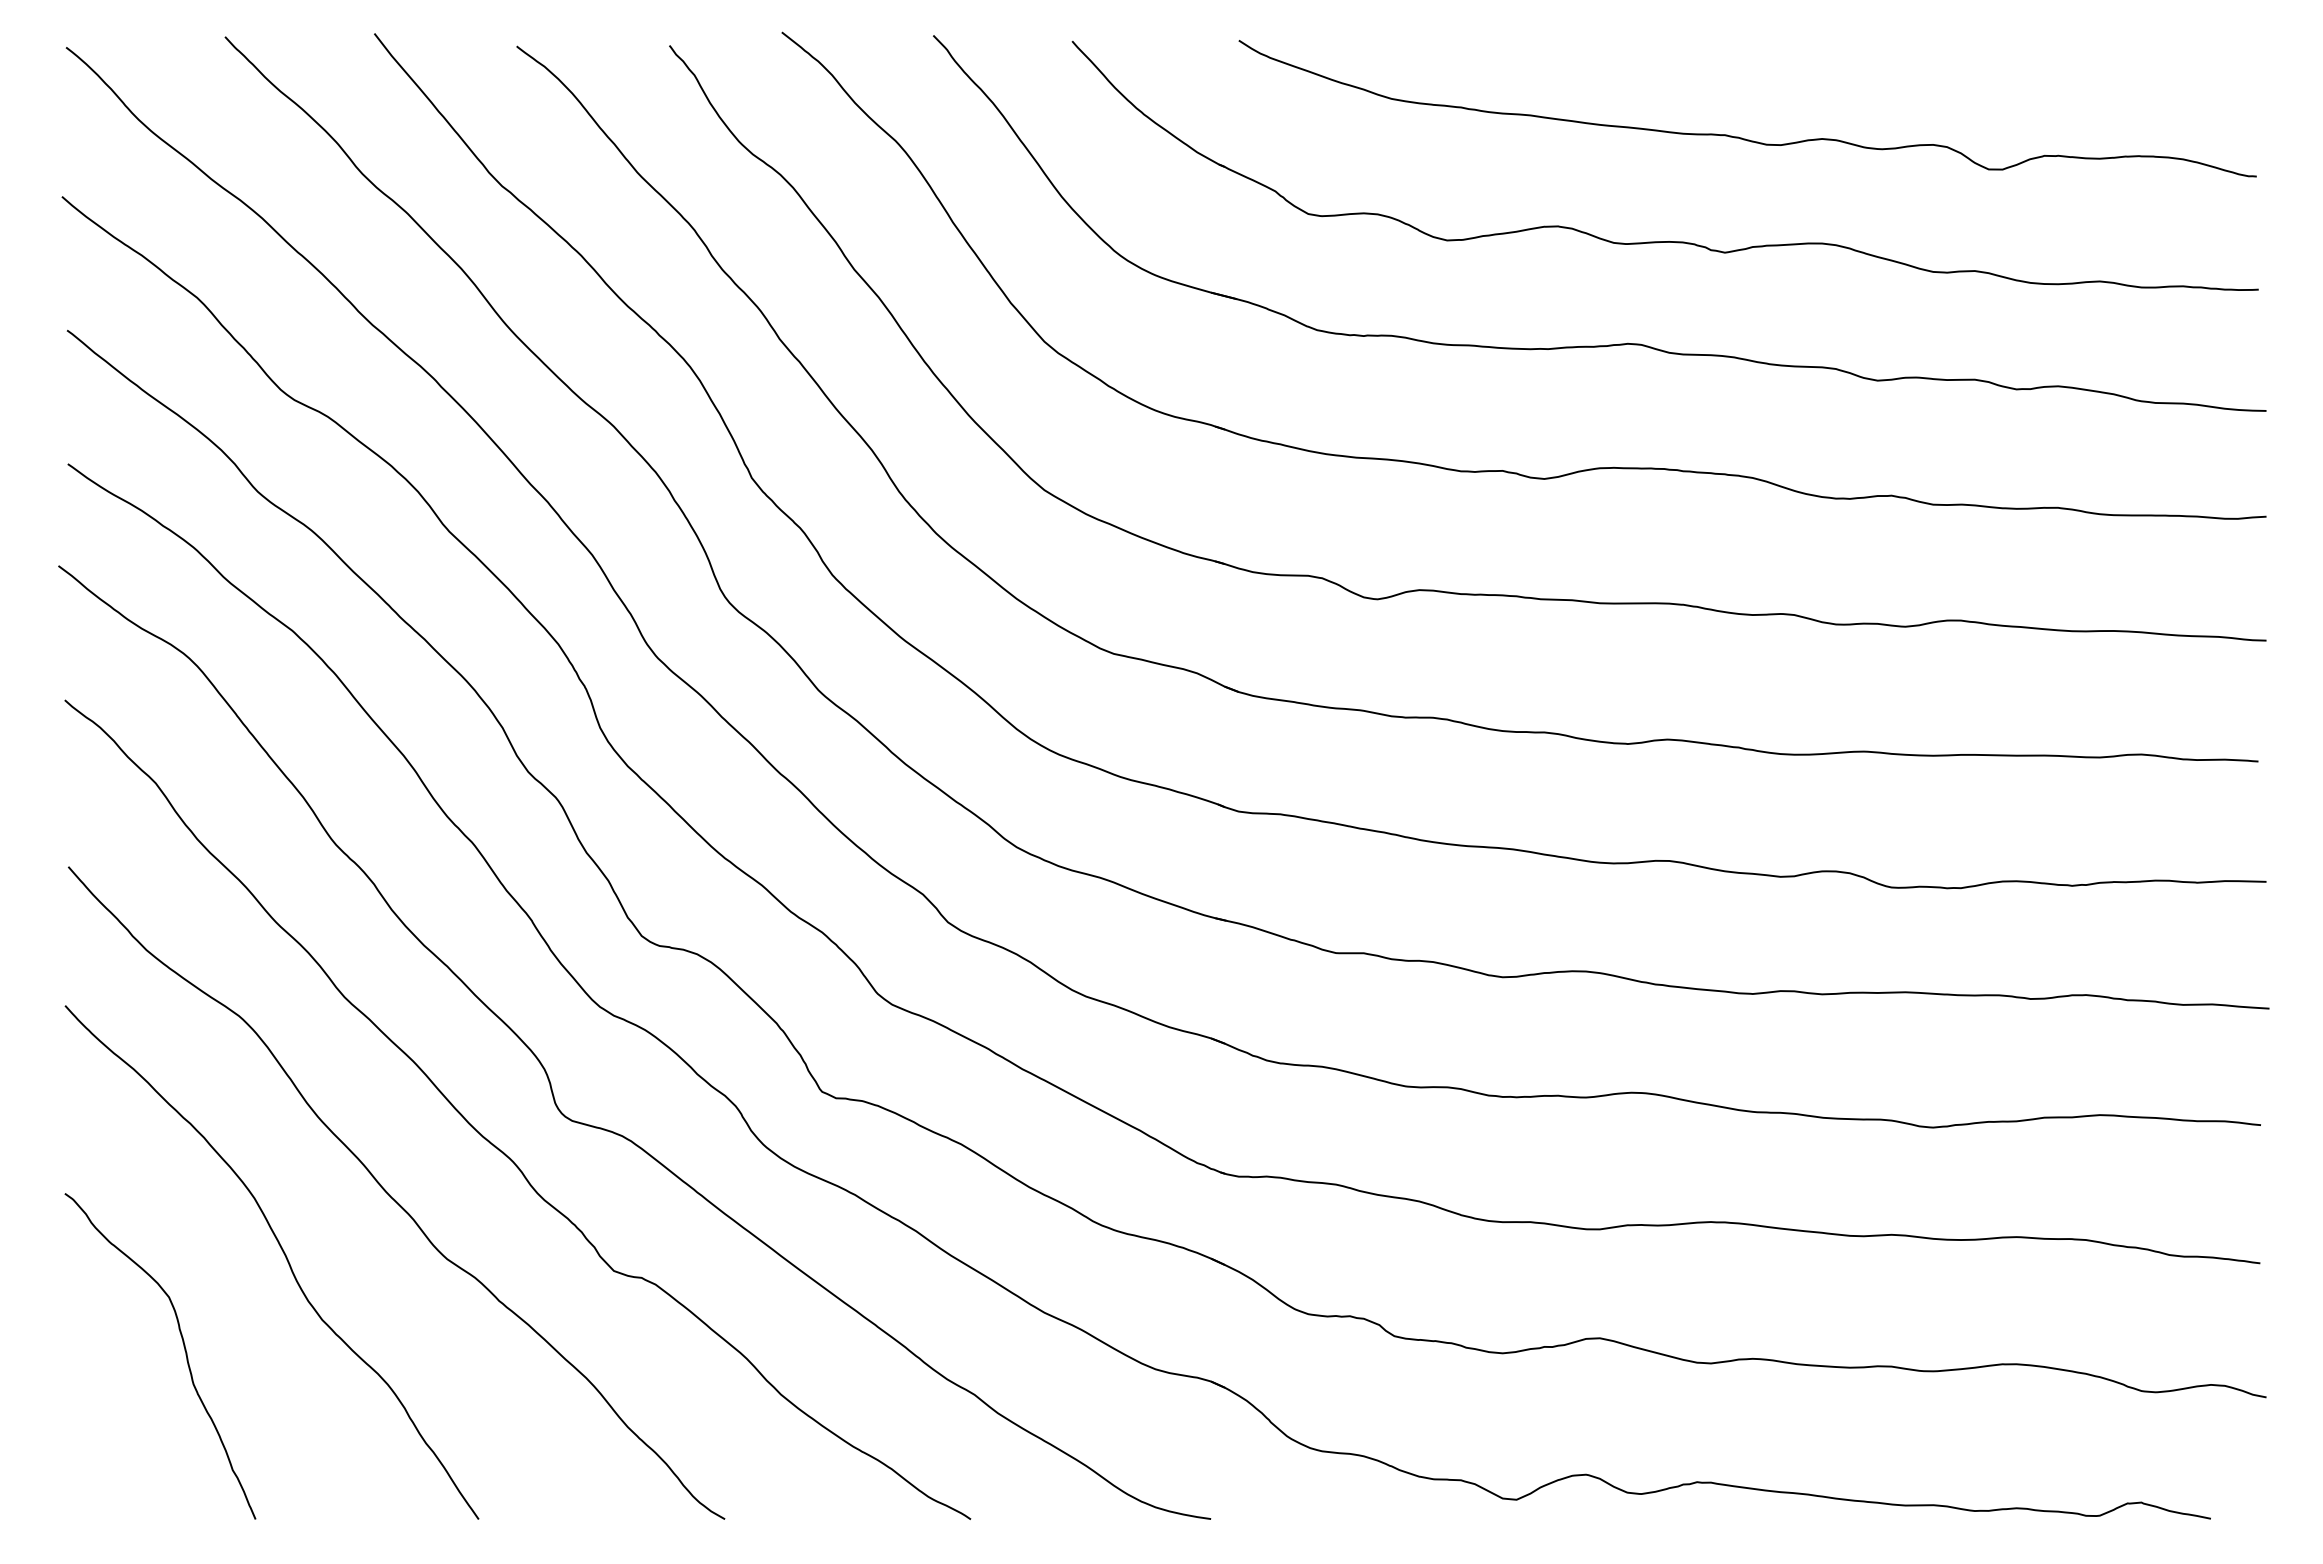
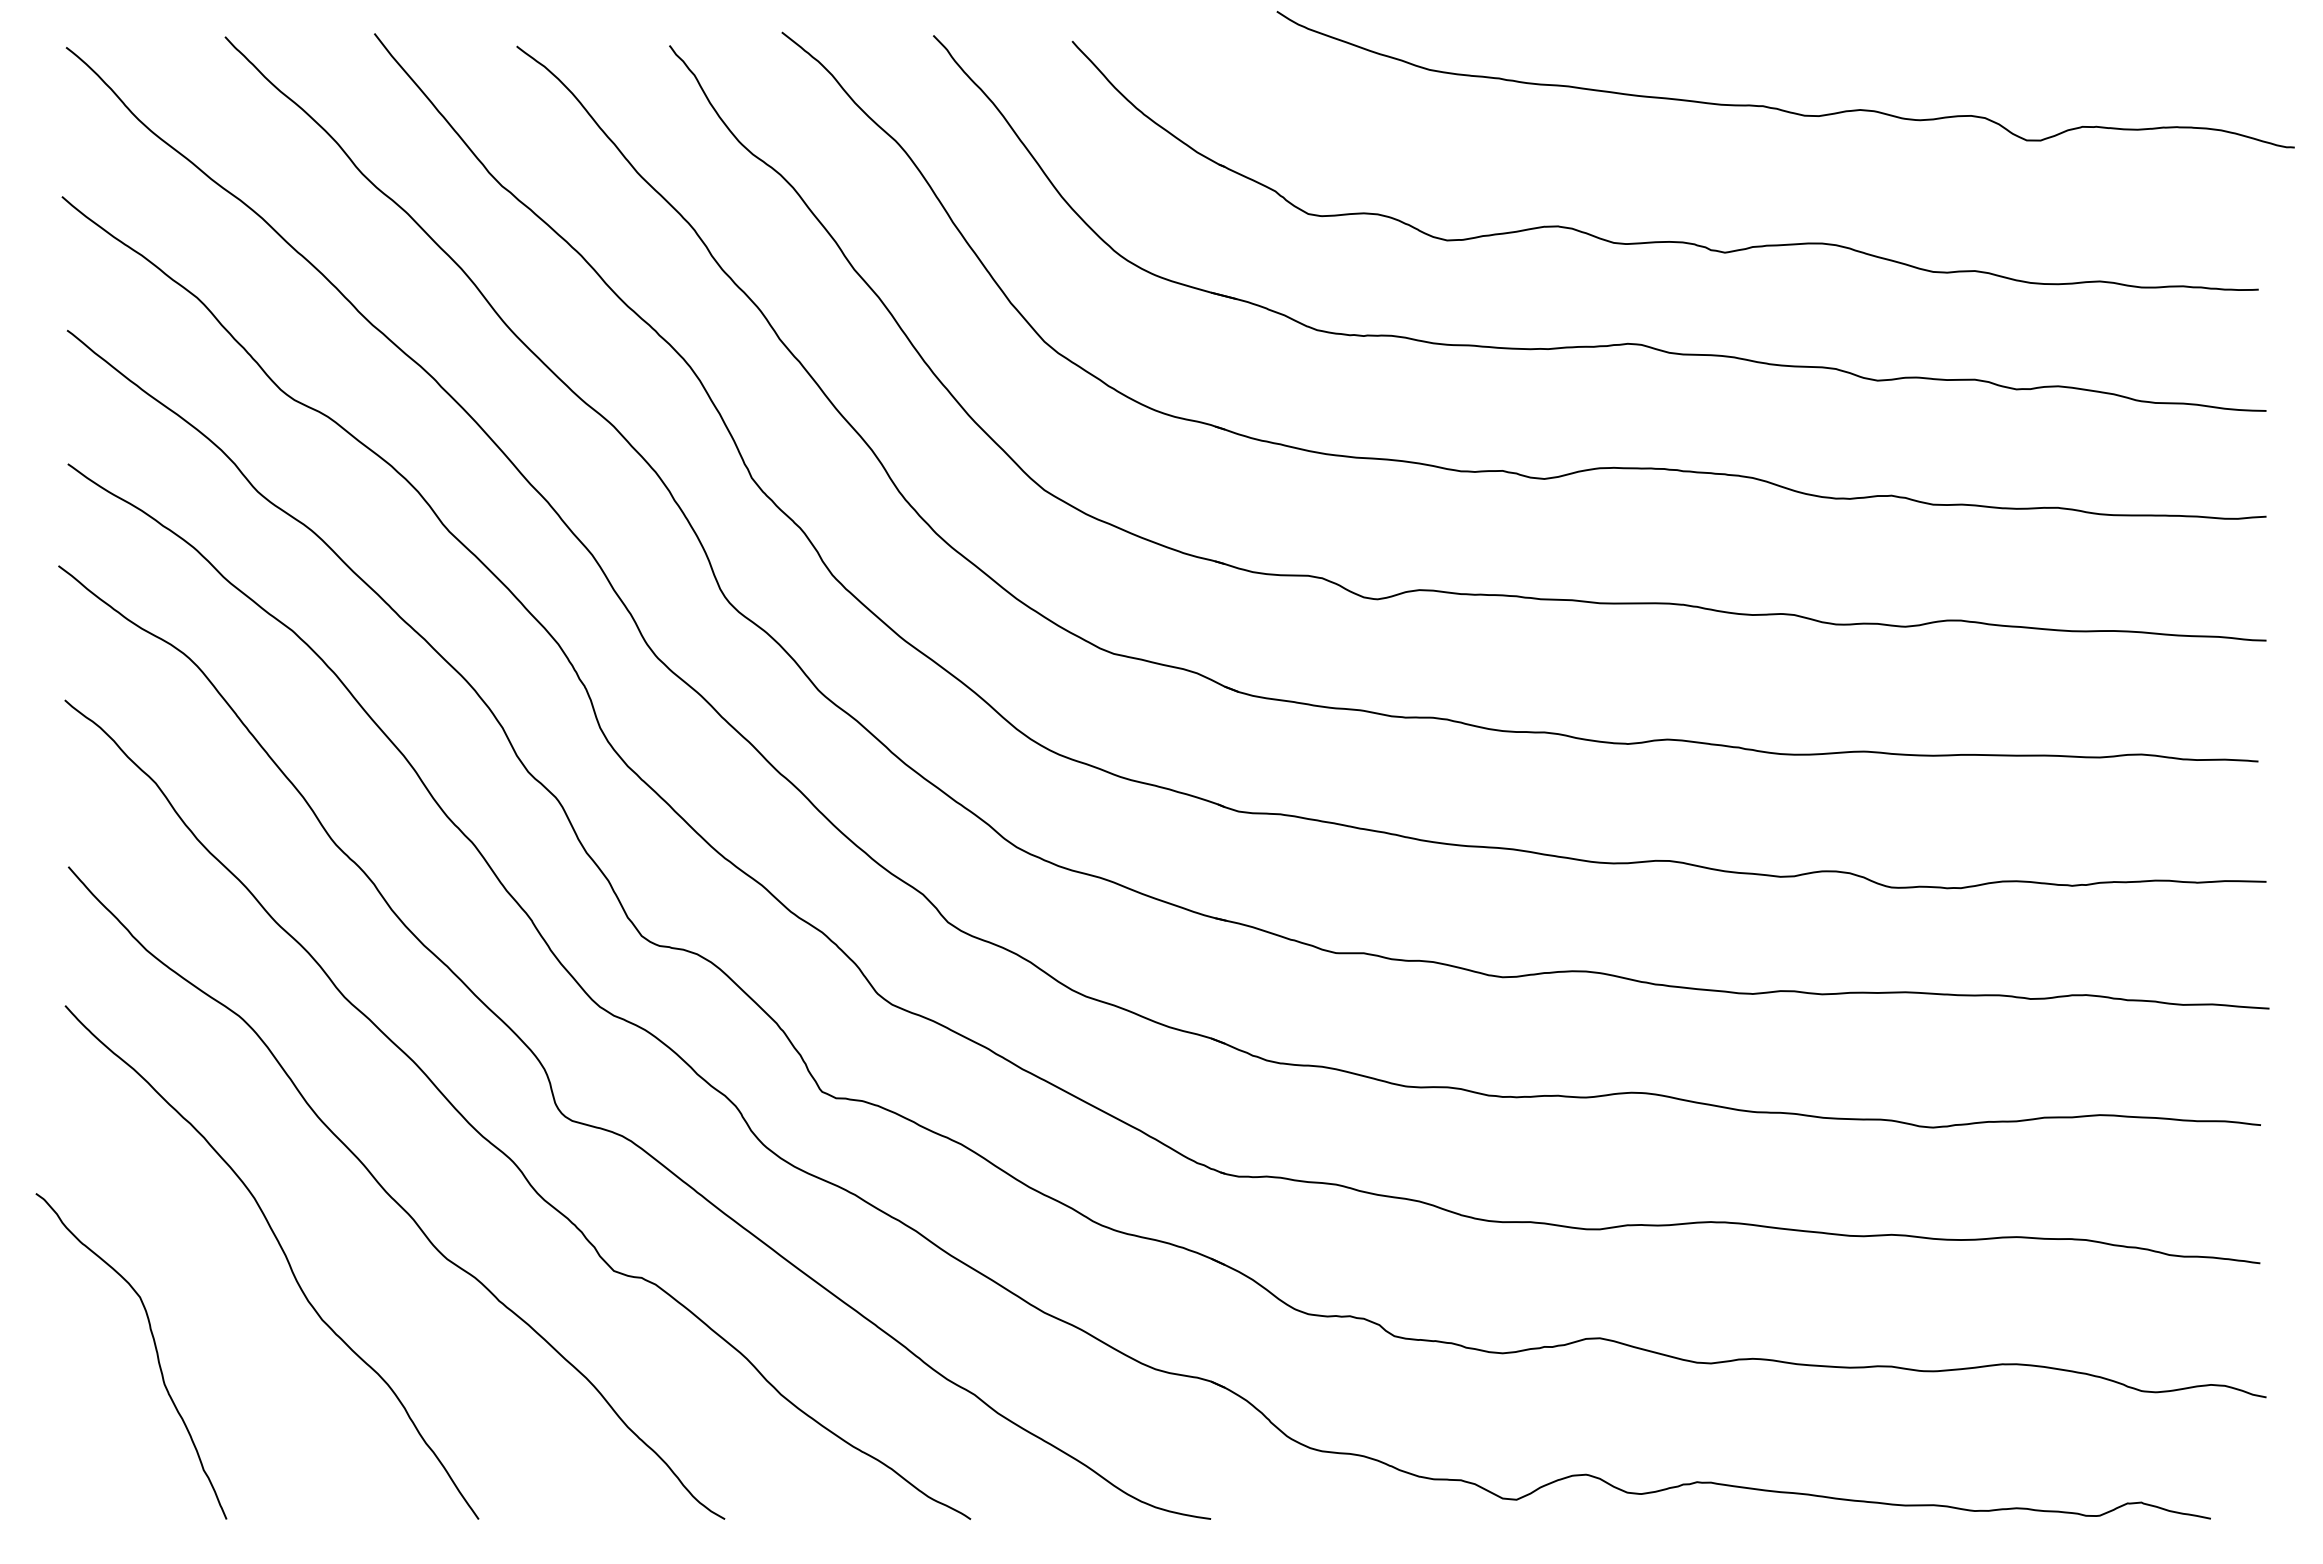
curve position: (1738, 136) -> (1776, 107) (1776, 107)
curve position: (184, 1350) -> (155, 1350) (155, 1350)
